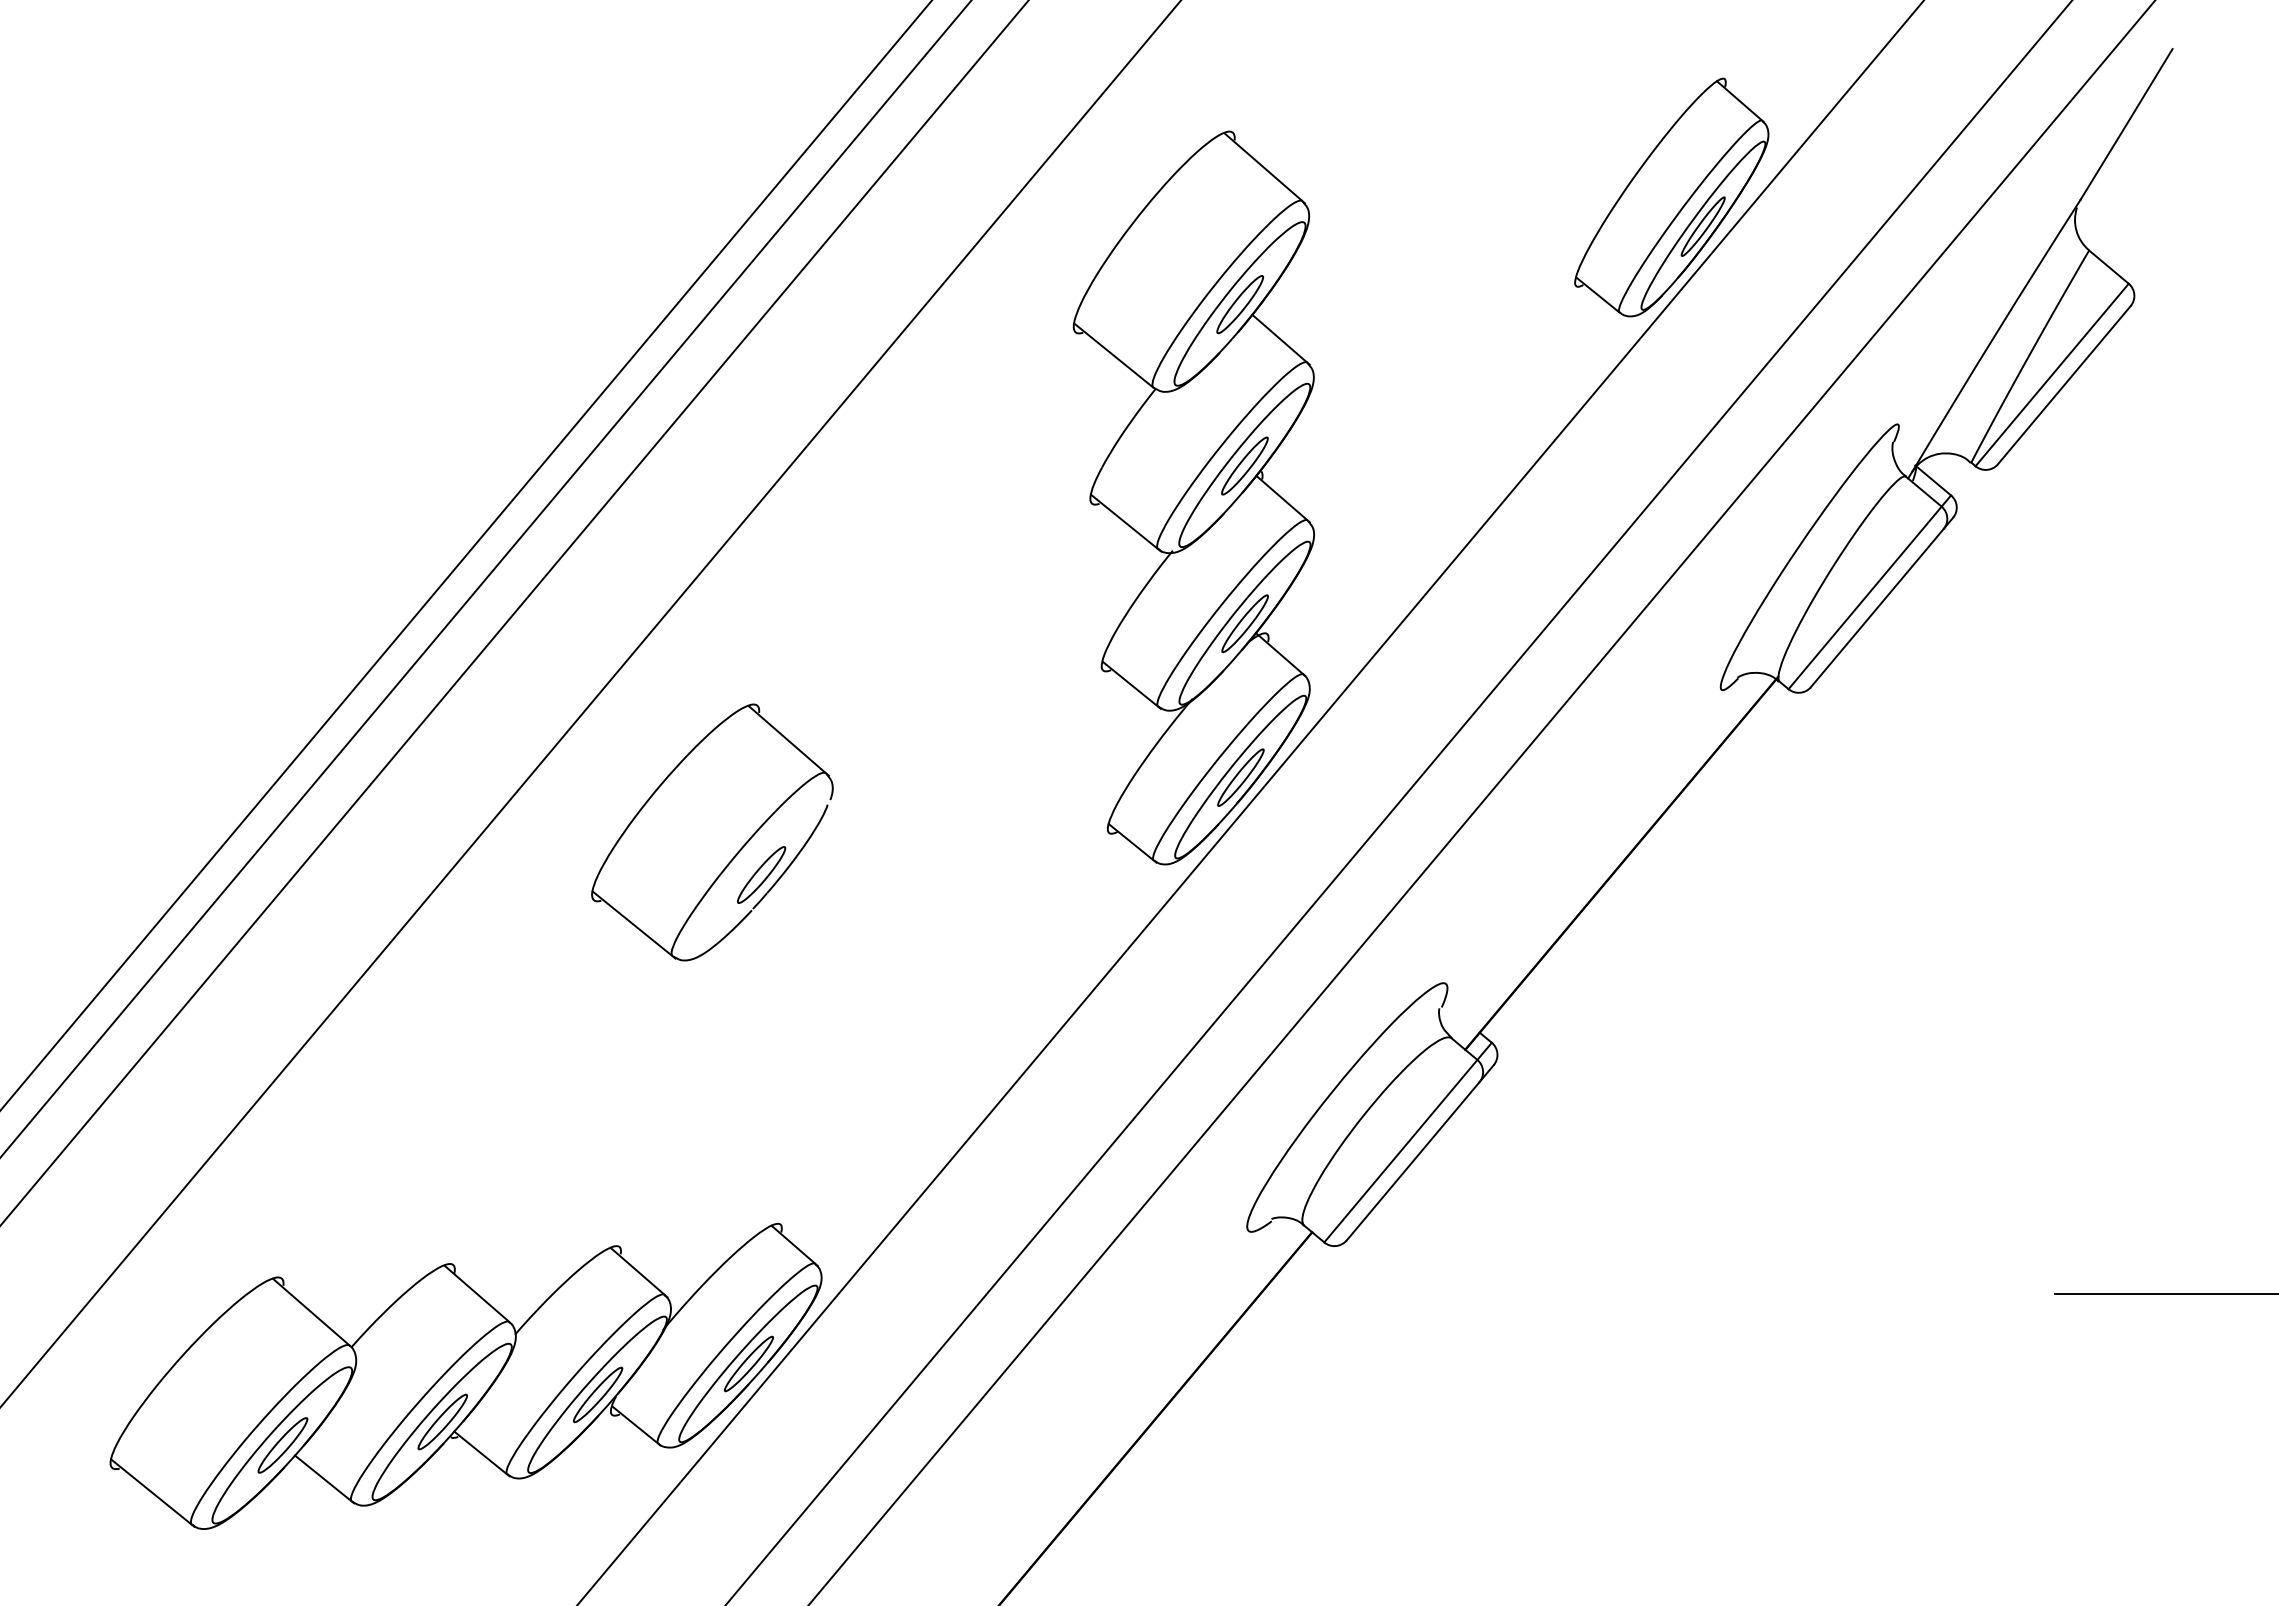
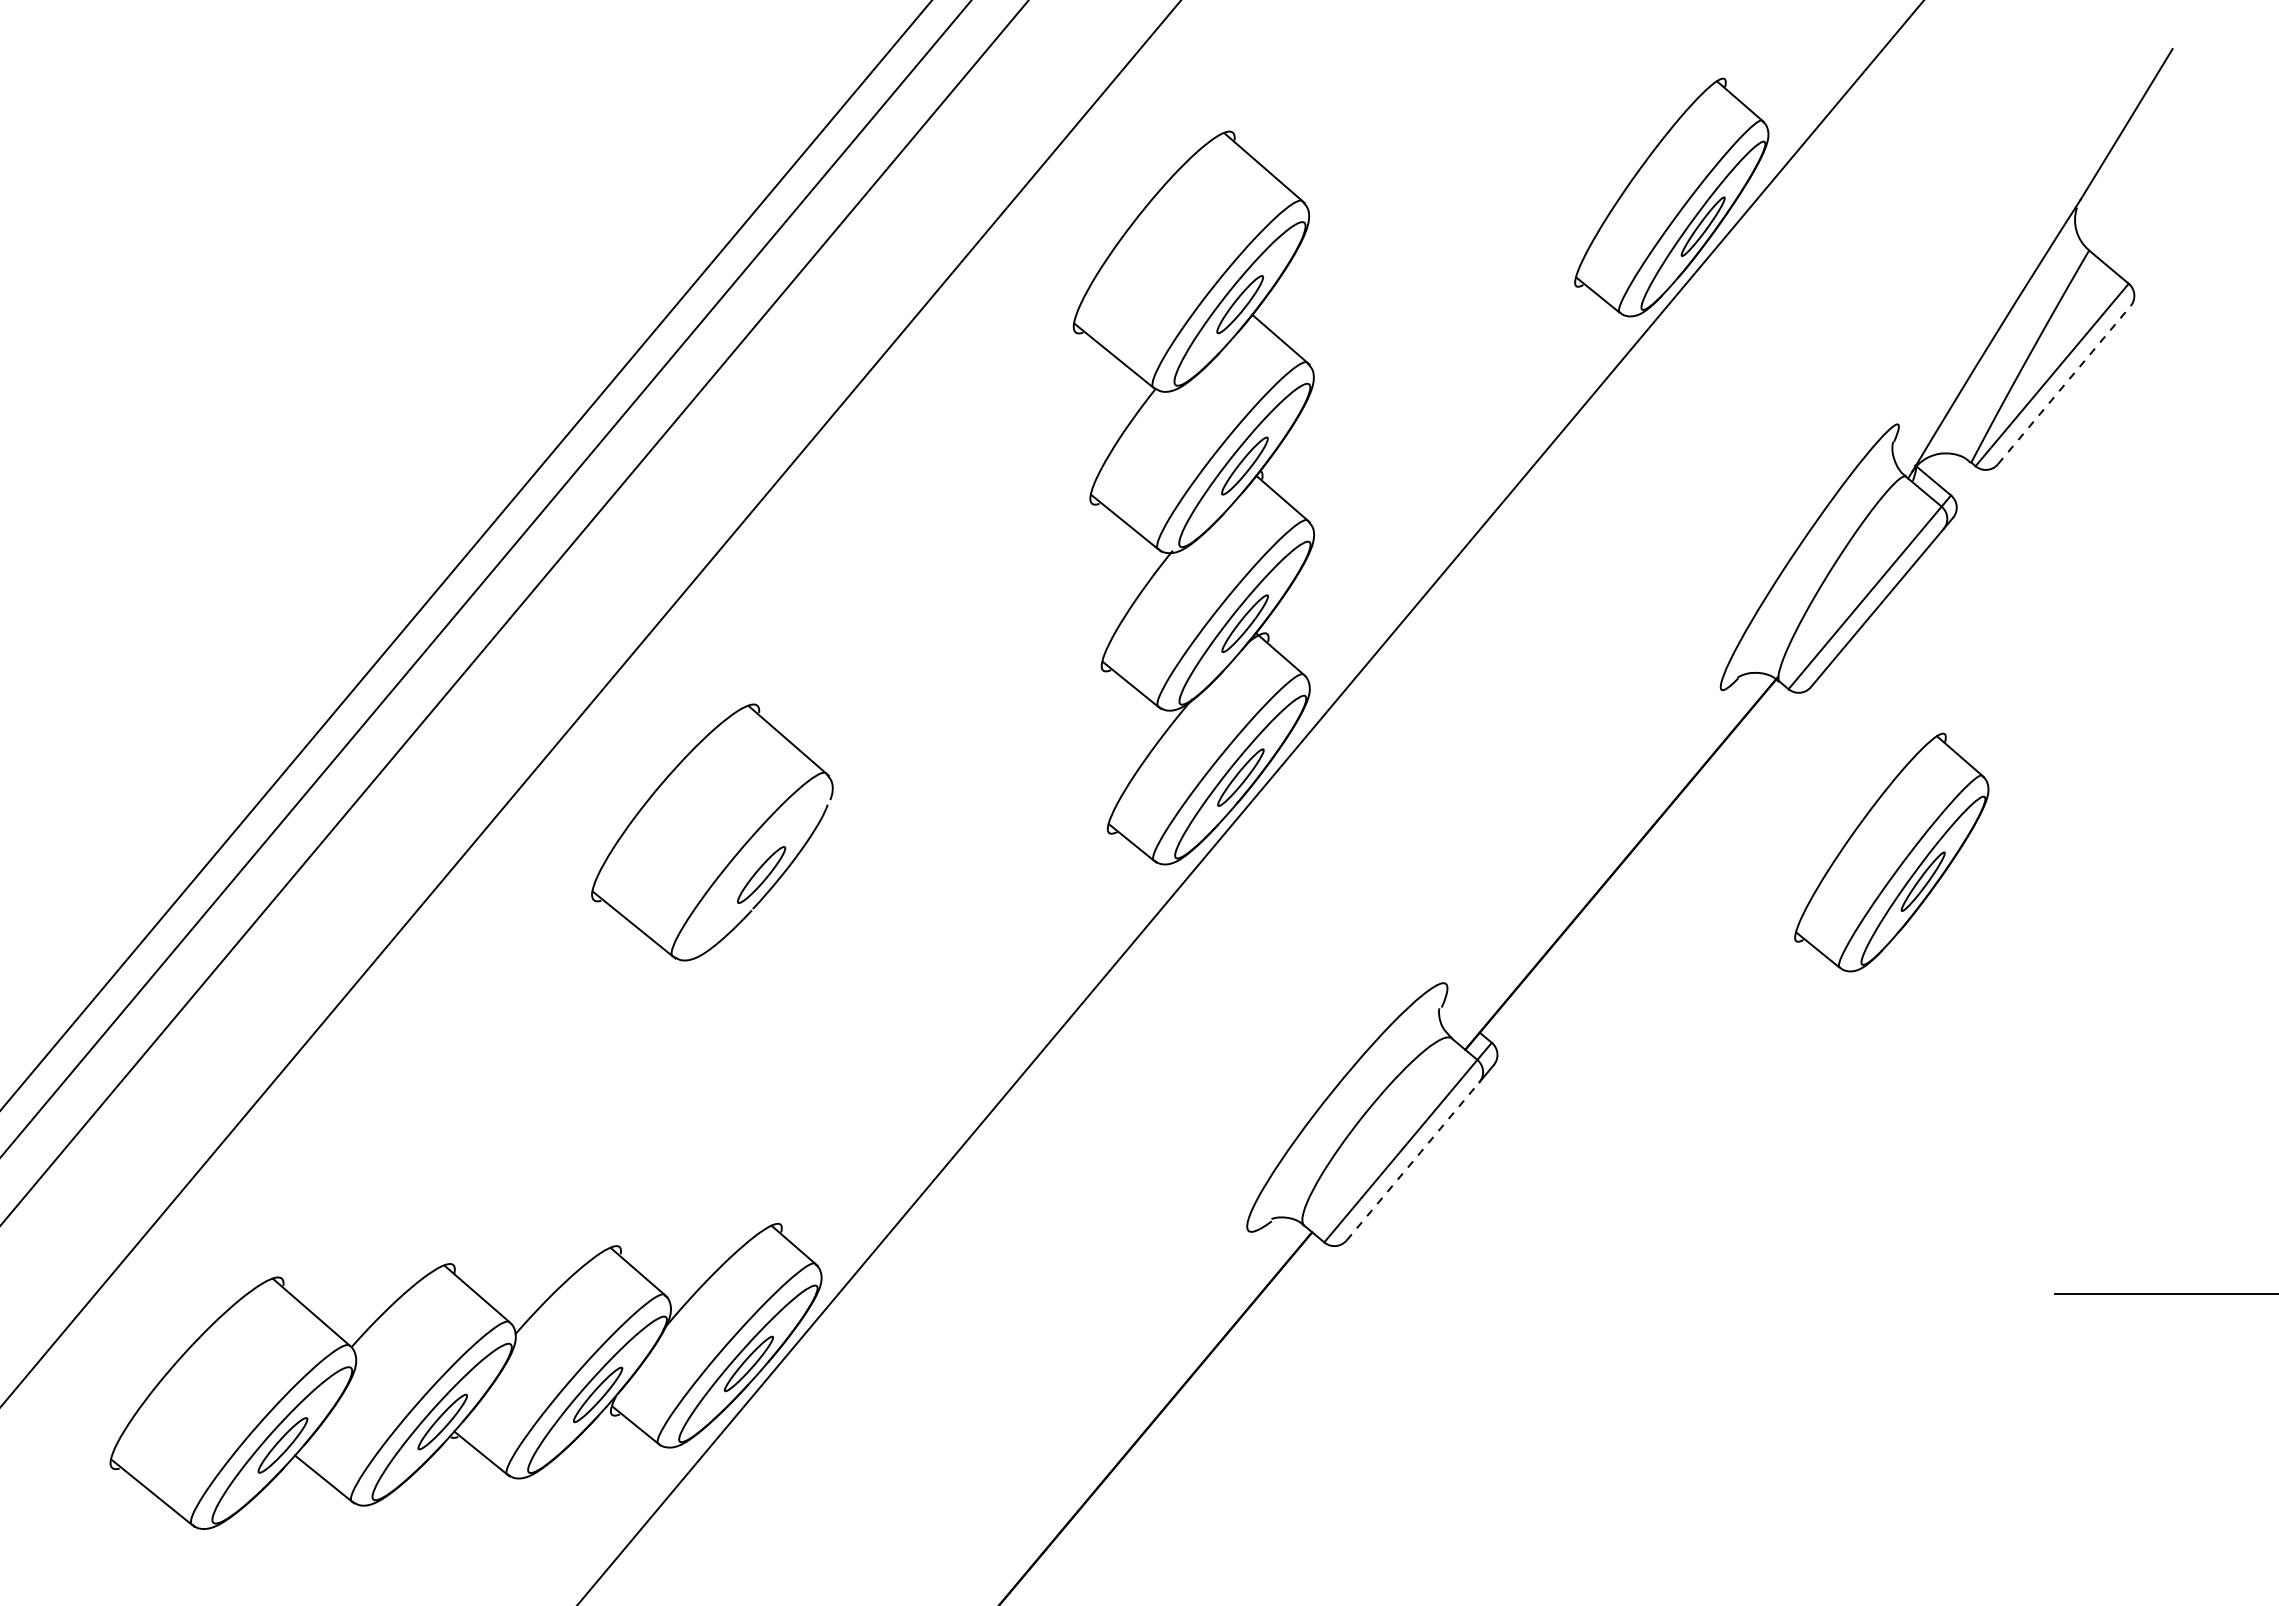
line: solid -> dashed (2064, 384)
line: present -> none (1398, 802)
line: present -> none (1482, 802)
part: none -> present (1891, 852)
line: solid -> dashed (1413, 1161)
